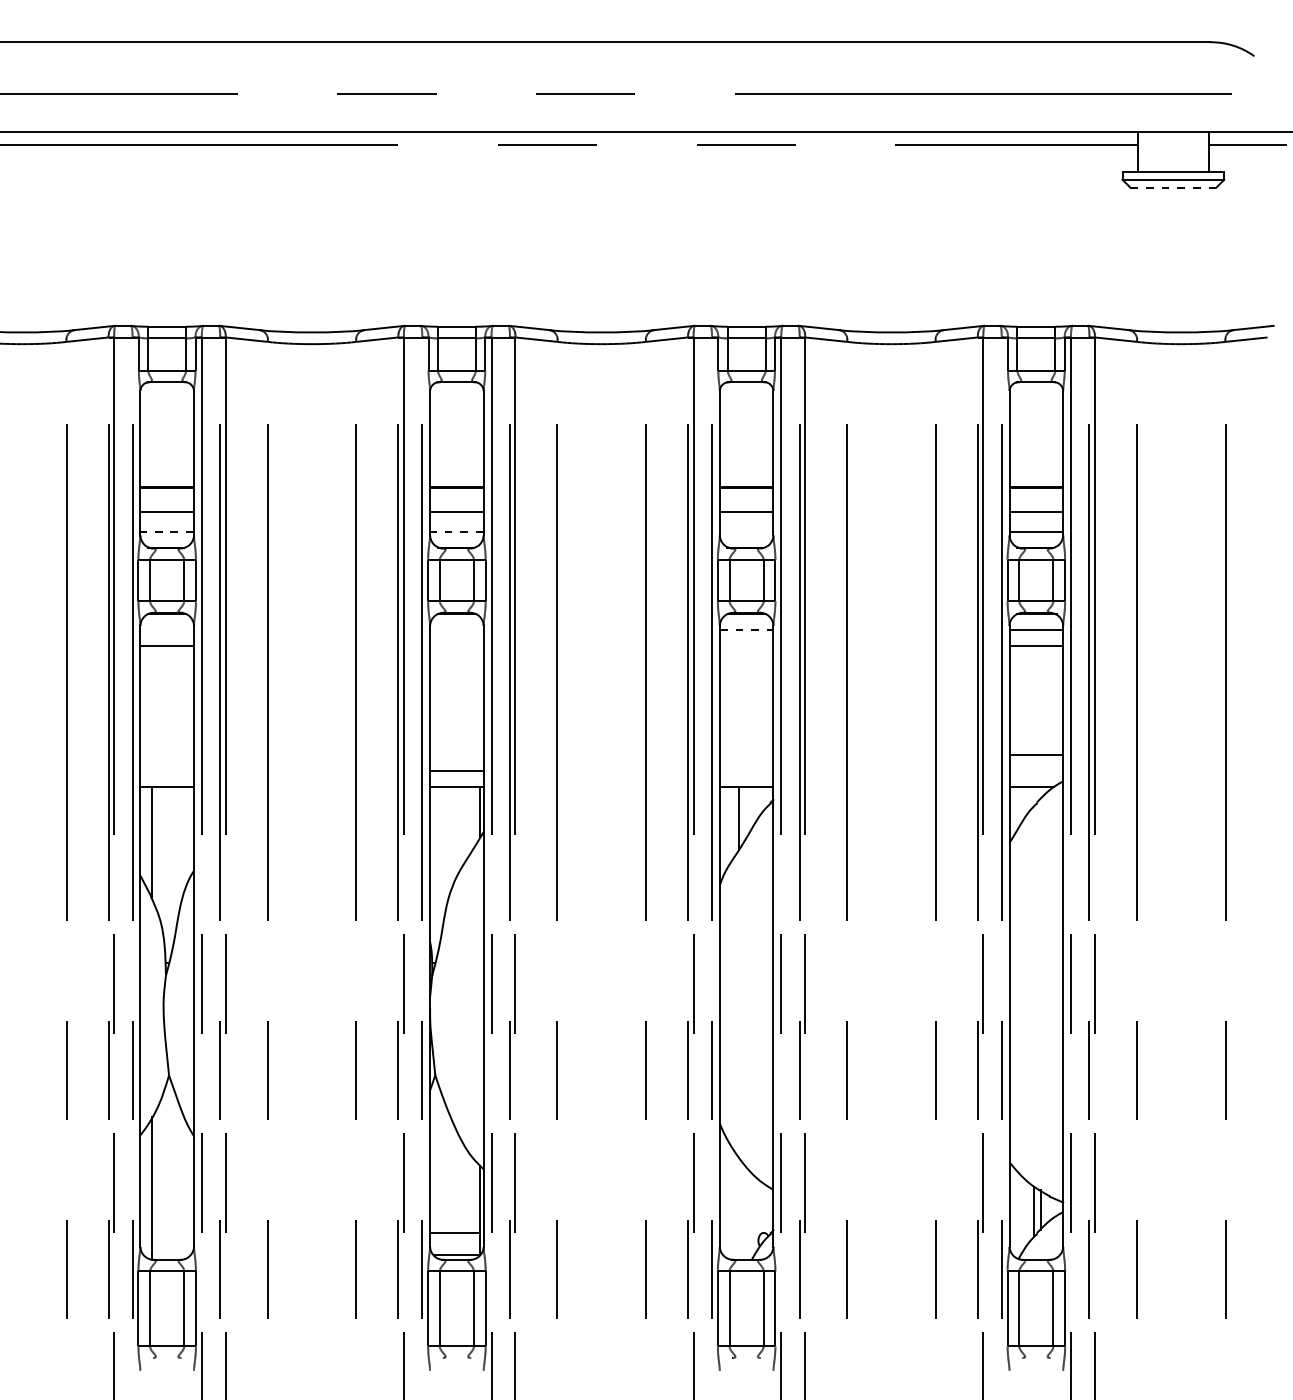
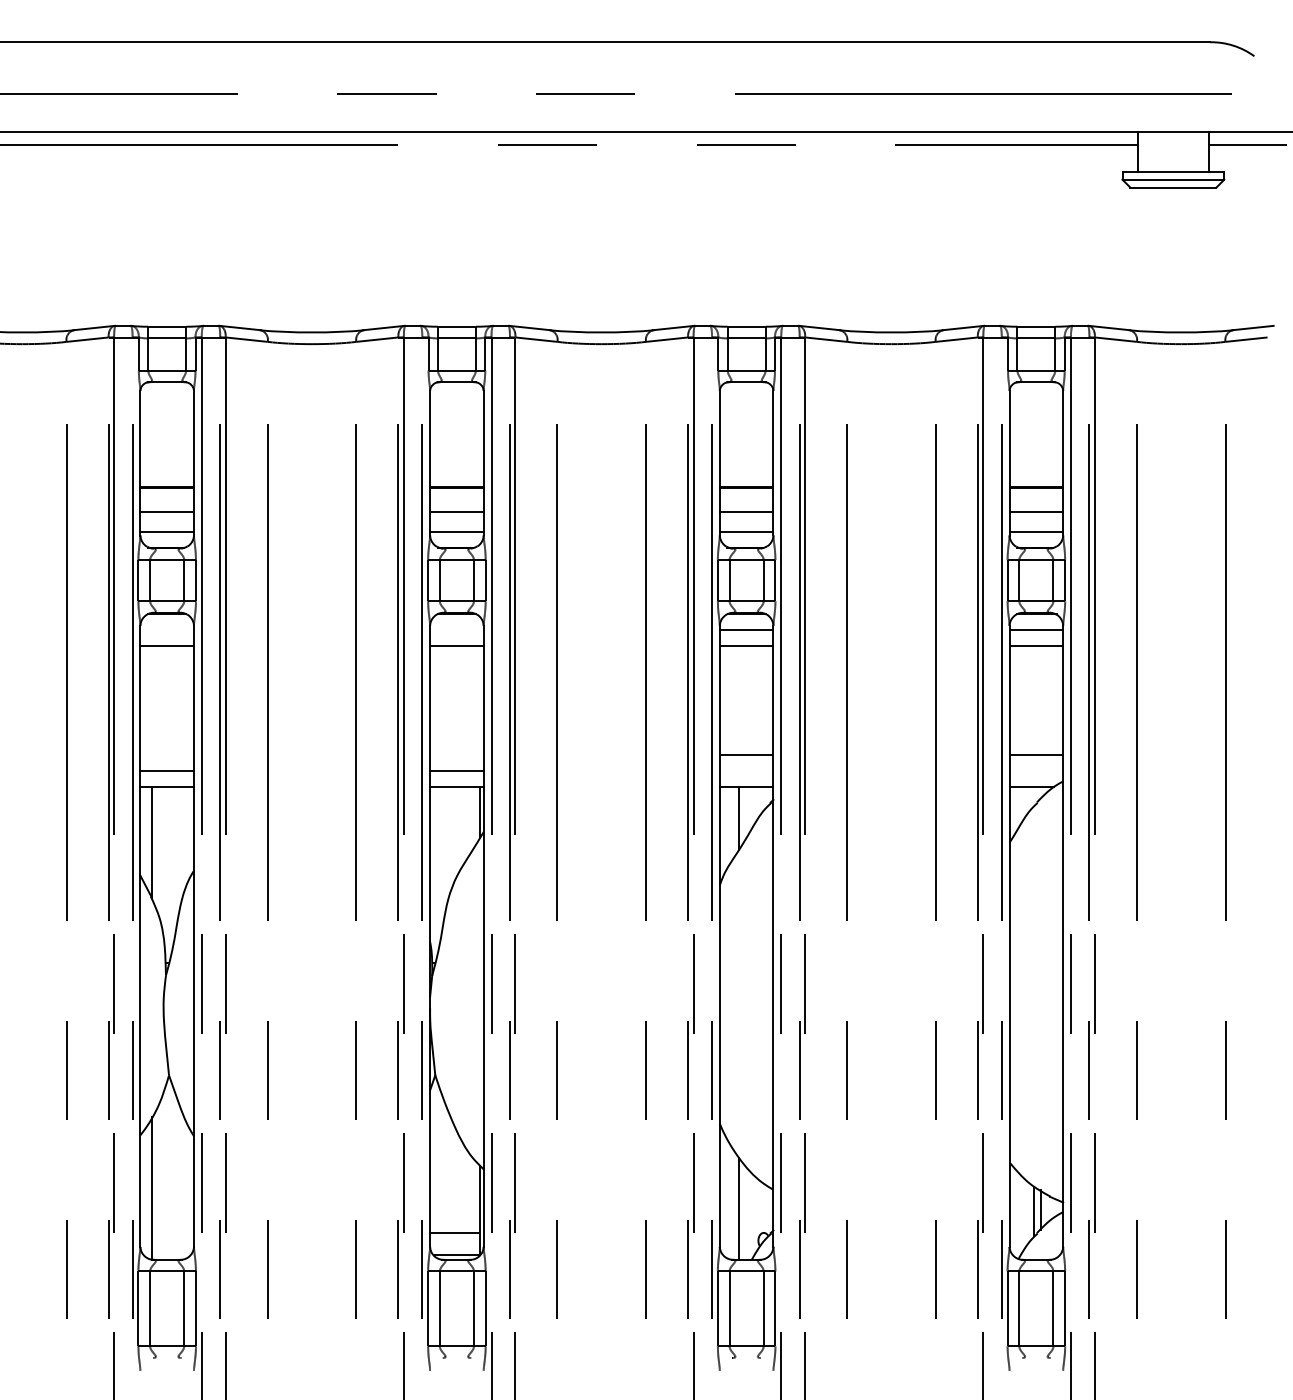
line: dashed -> solid (1172, 187)
line: dashed -> solid (167, 532)
line: dashed -> solid (456, 532)
line: none -> present (746, 532)
line: dashed -> solid (746, 629)
line: none -> present (456, 645)
line: none -> present (746, 645)
line: none -> present (746, 755)
line: none -> present (166, 770)
line: none -> present (738, 1208)
